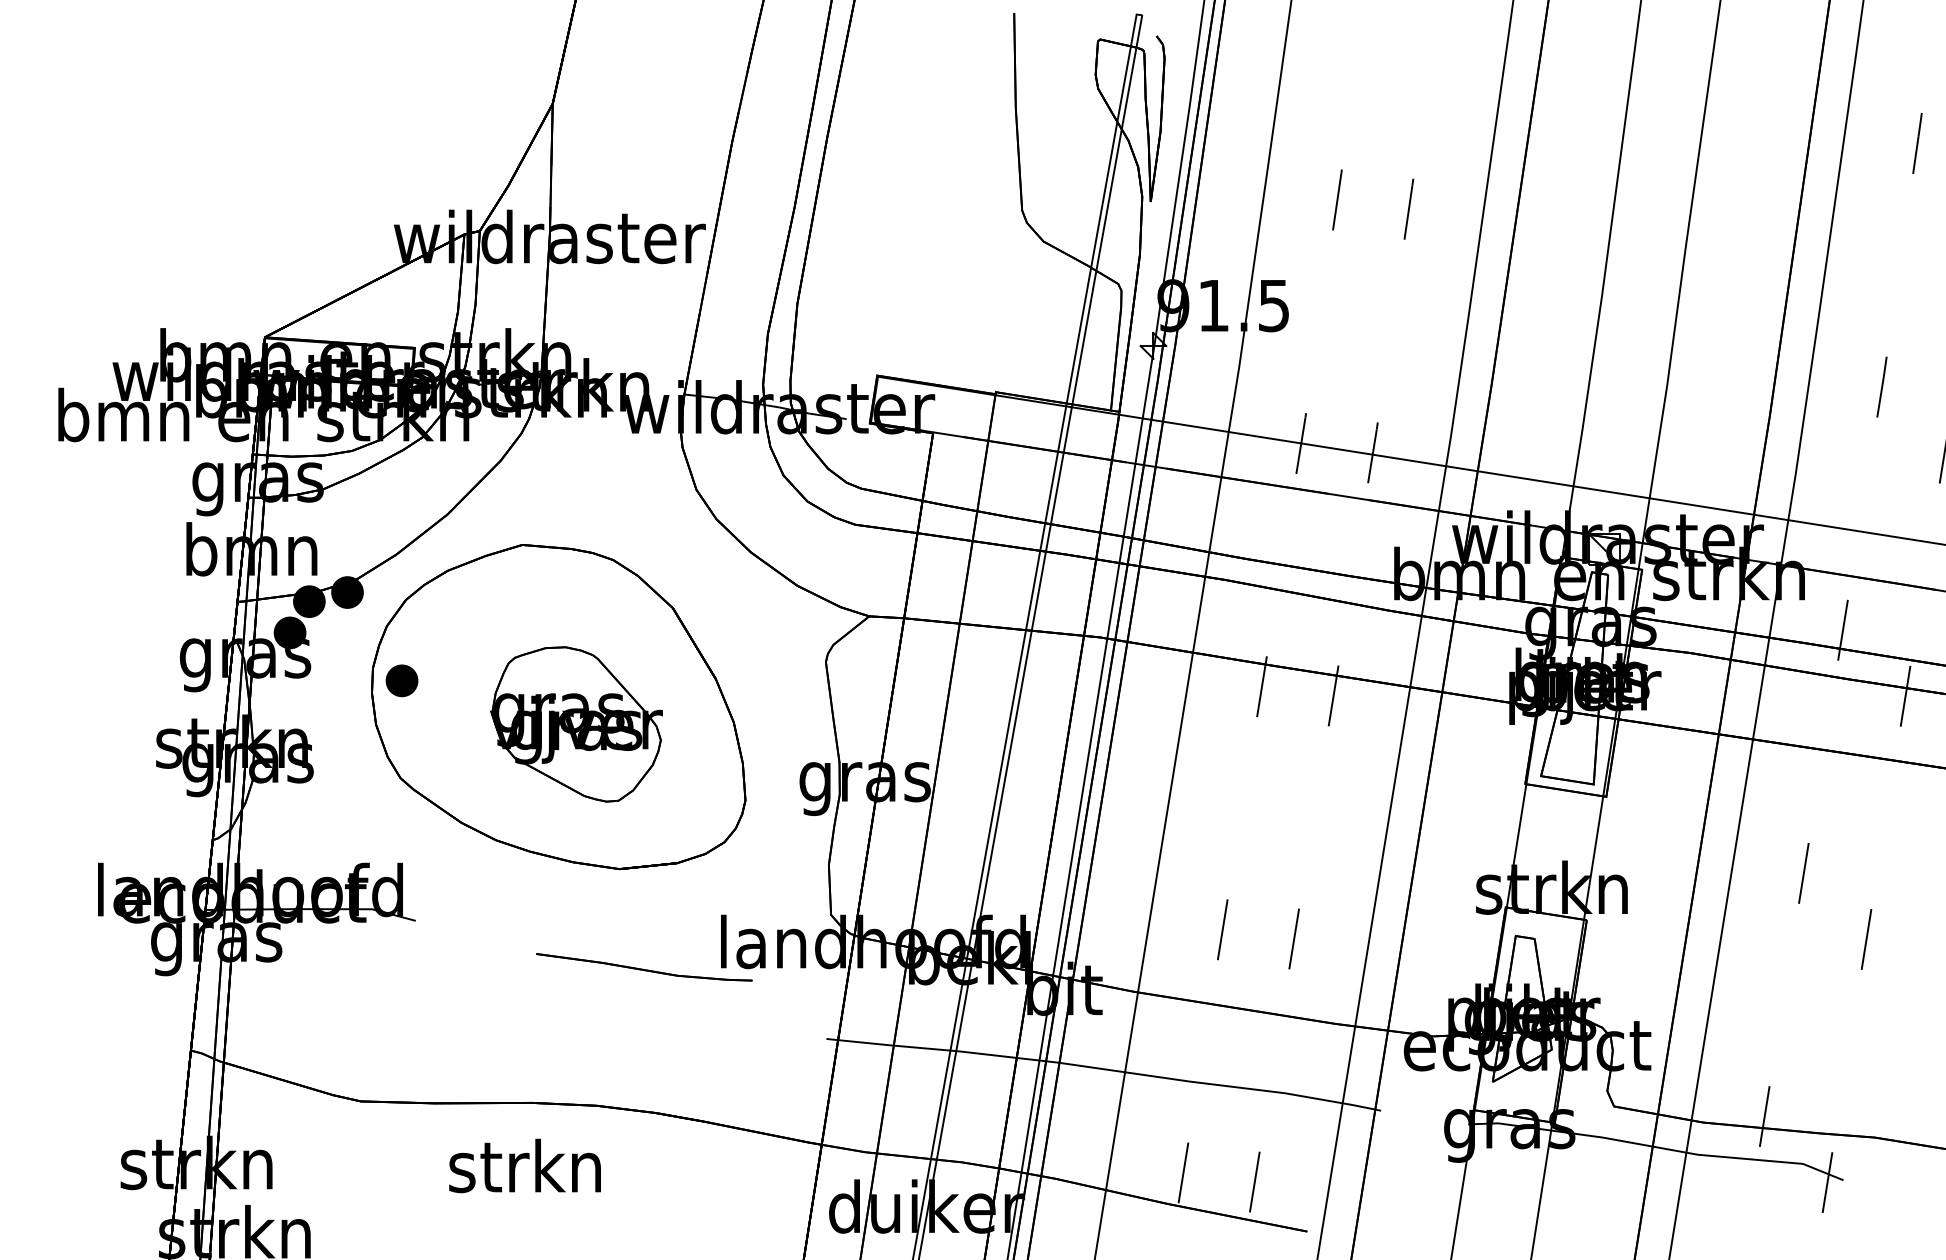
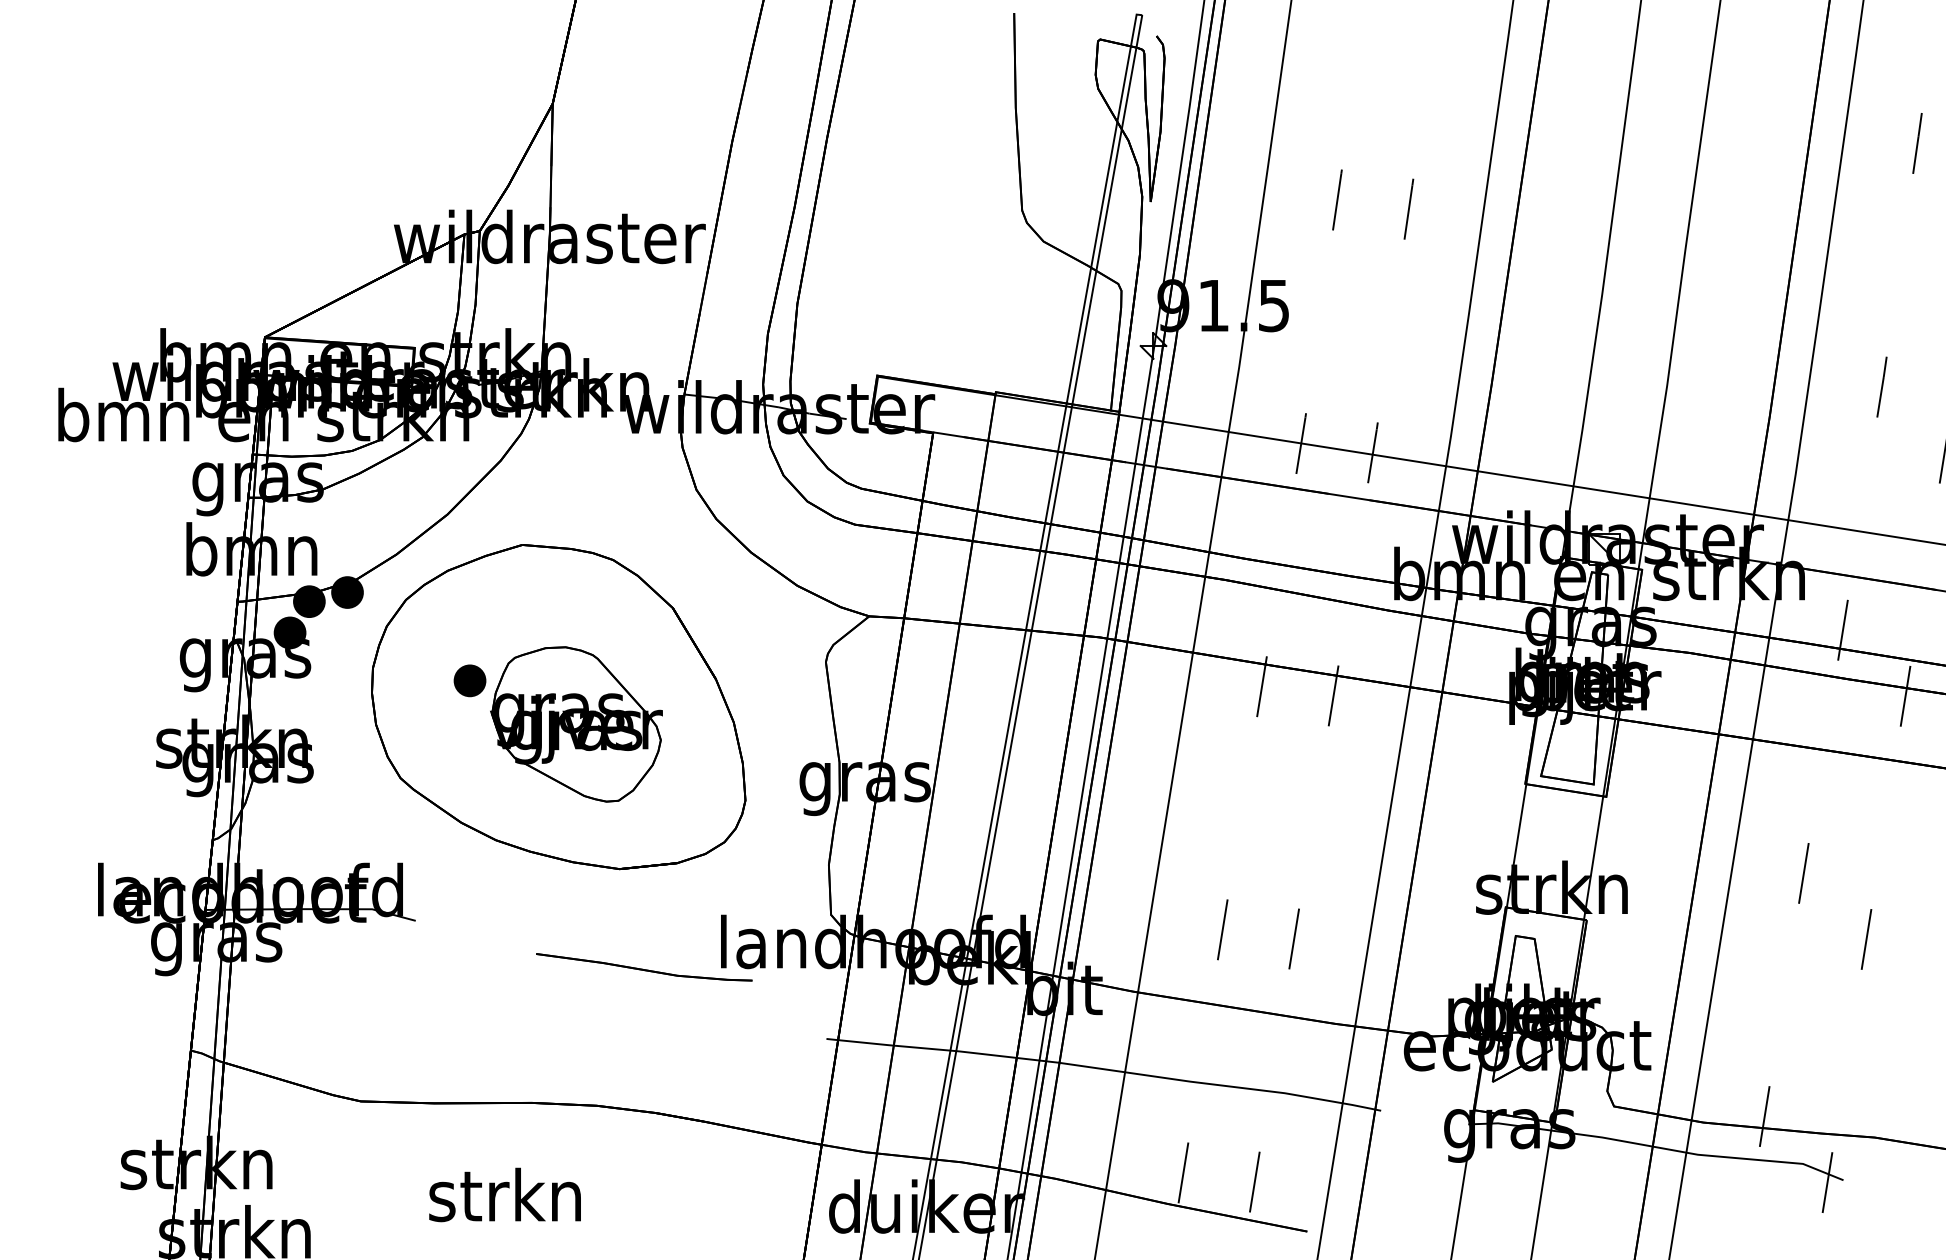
part position: (401, 680) -> (469, 680) (469, 680)
text position: (524, 1165) -> (504, 1194) (504, 1194)
